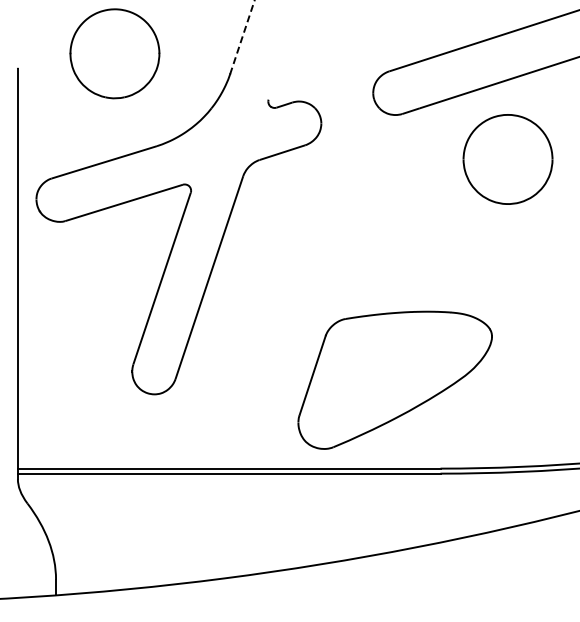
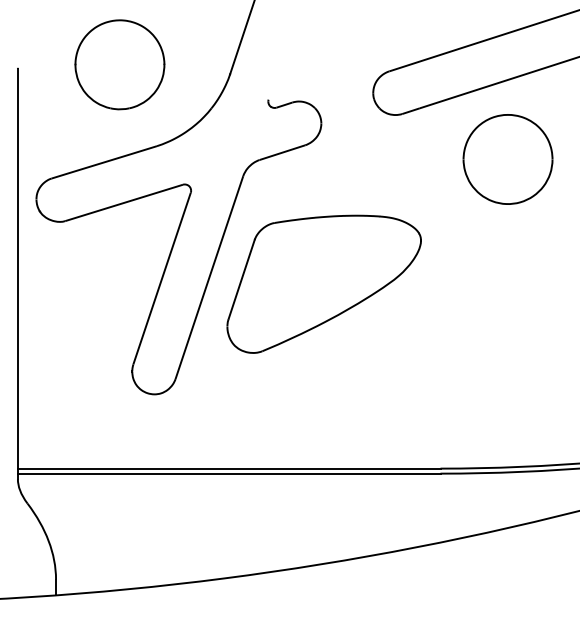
line: dashed -> solid (242, 37)
part position: (114, 53) -> (119, 64) (119, 64)
part position: (394, 379) -> (323, 283) (323, 283)
